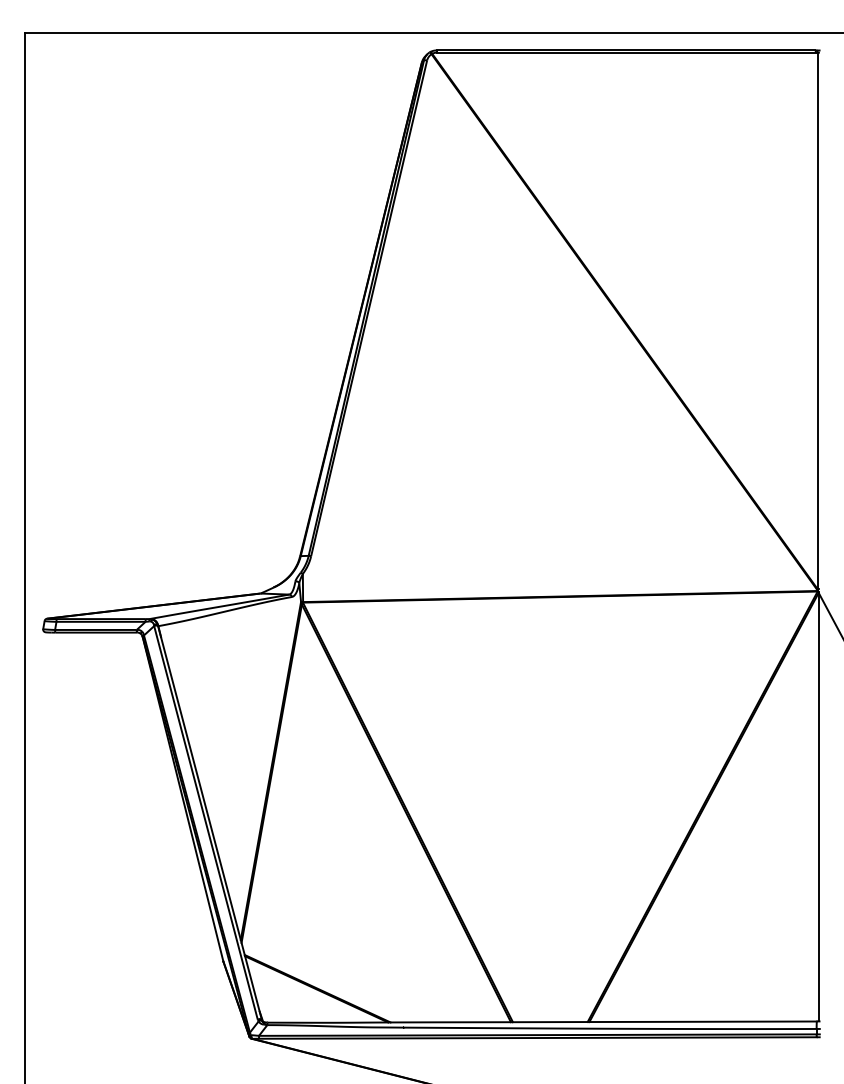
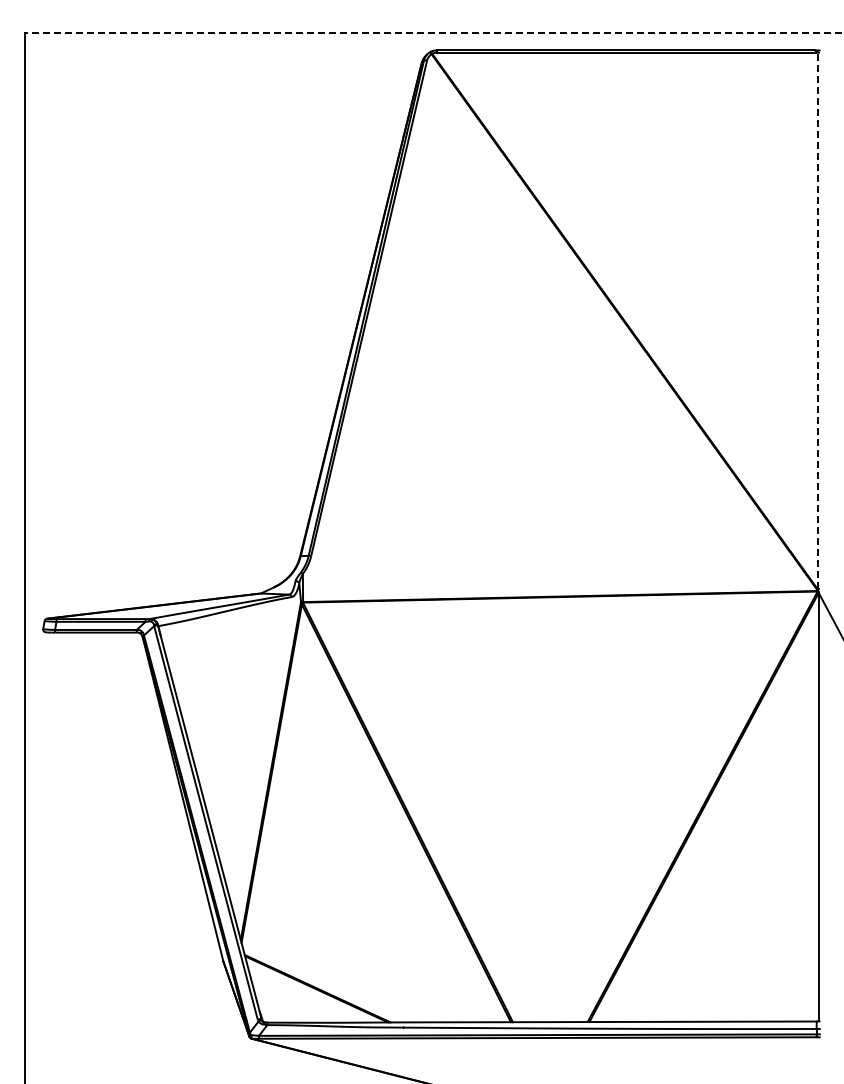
line: solid -> dashed (434, 32)
line: solid -> dashed (817, 320)
